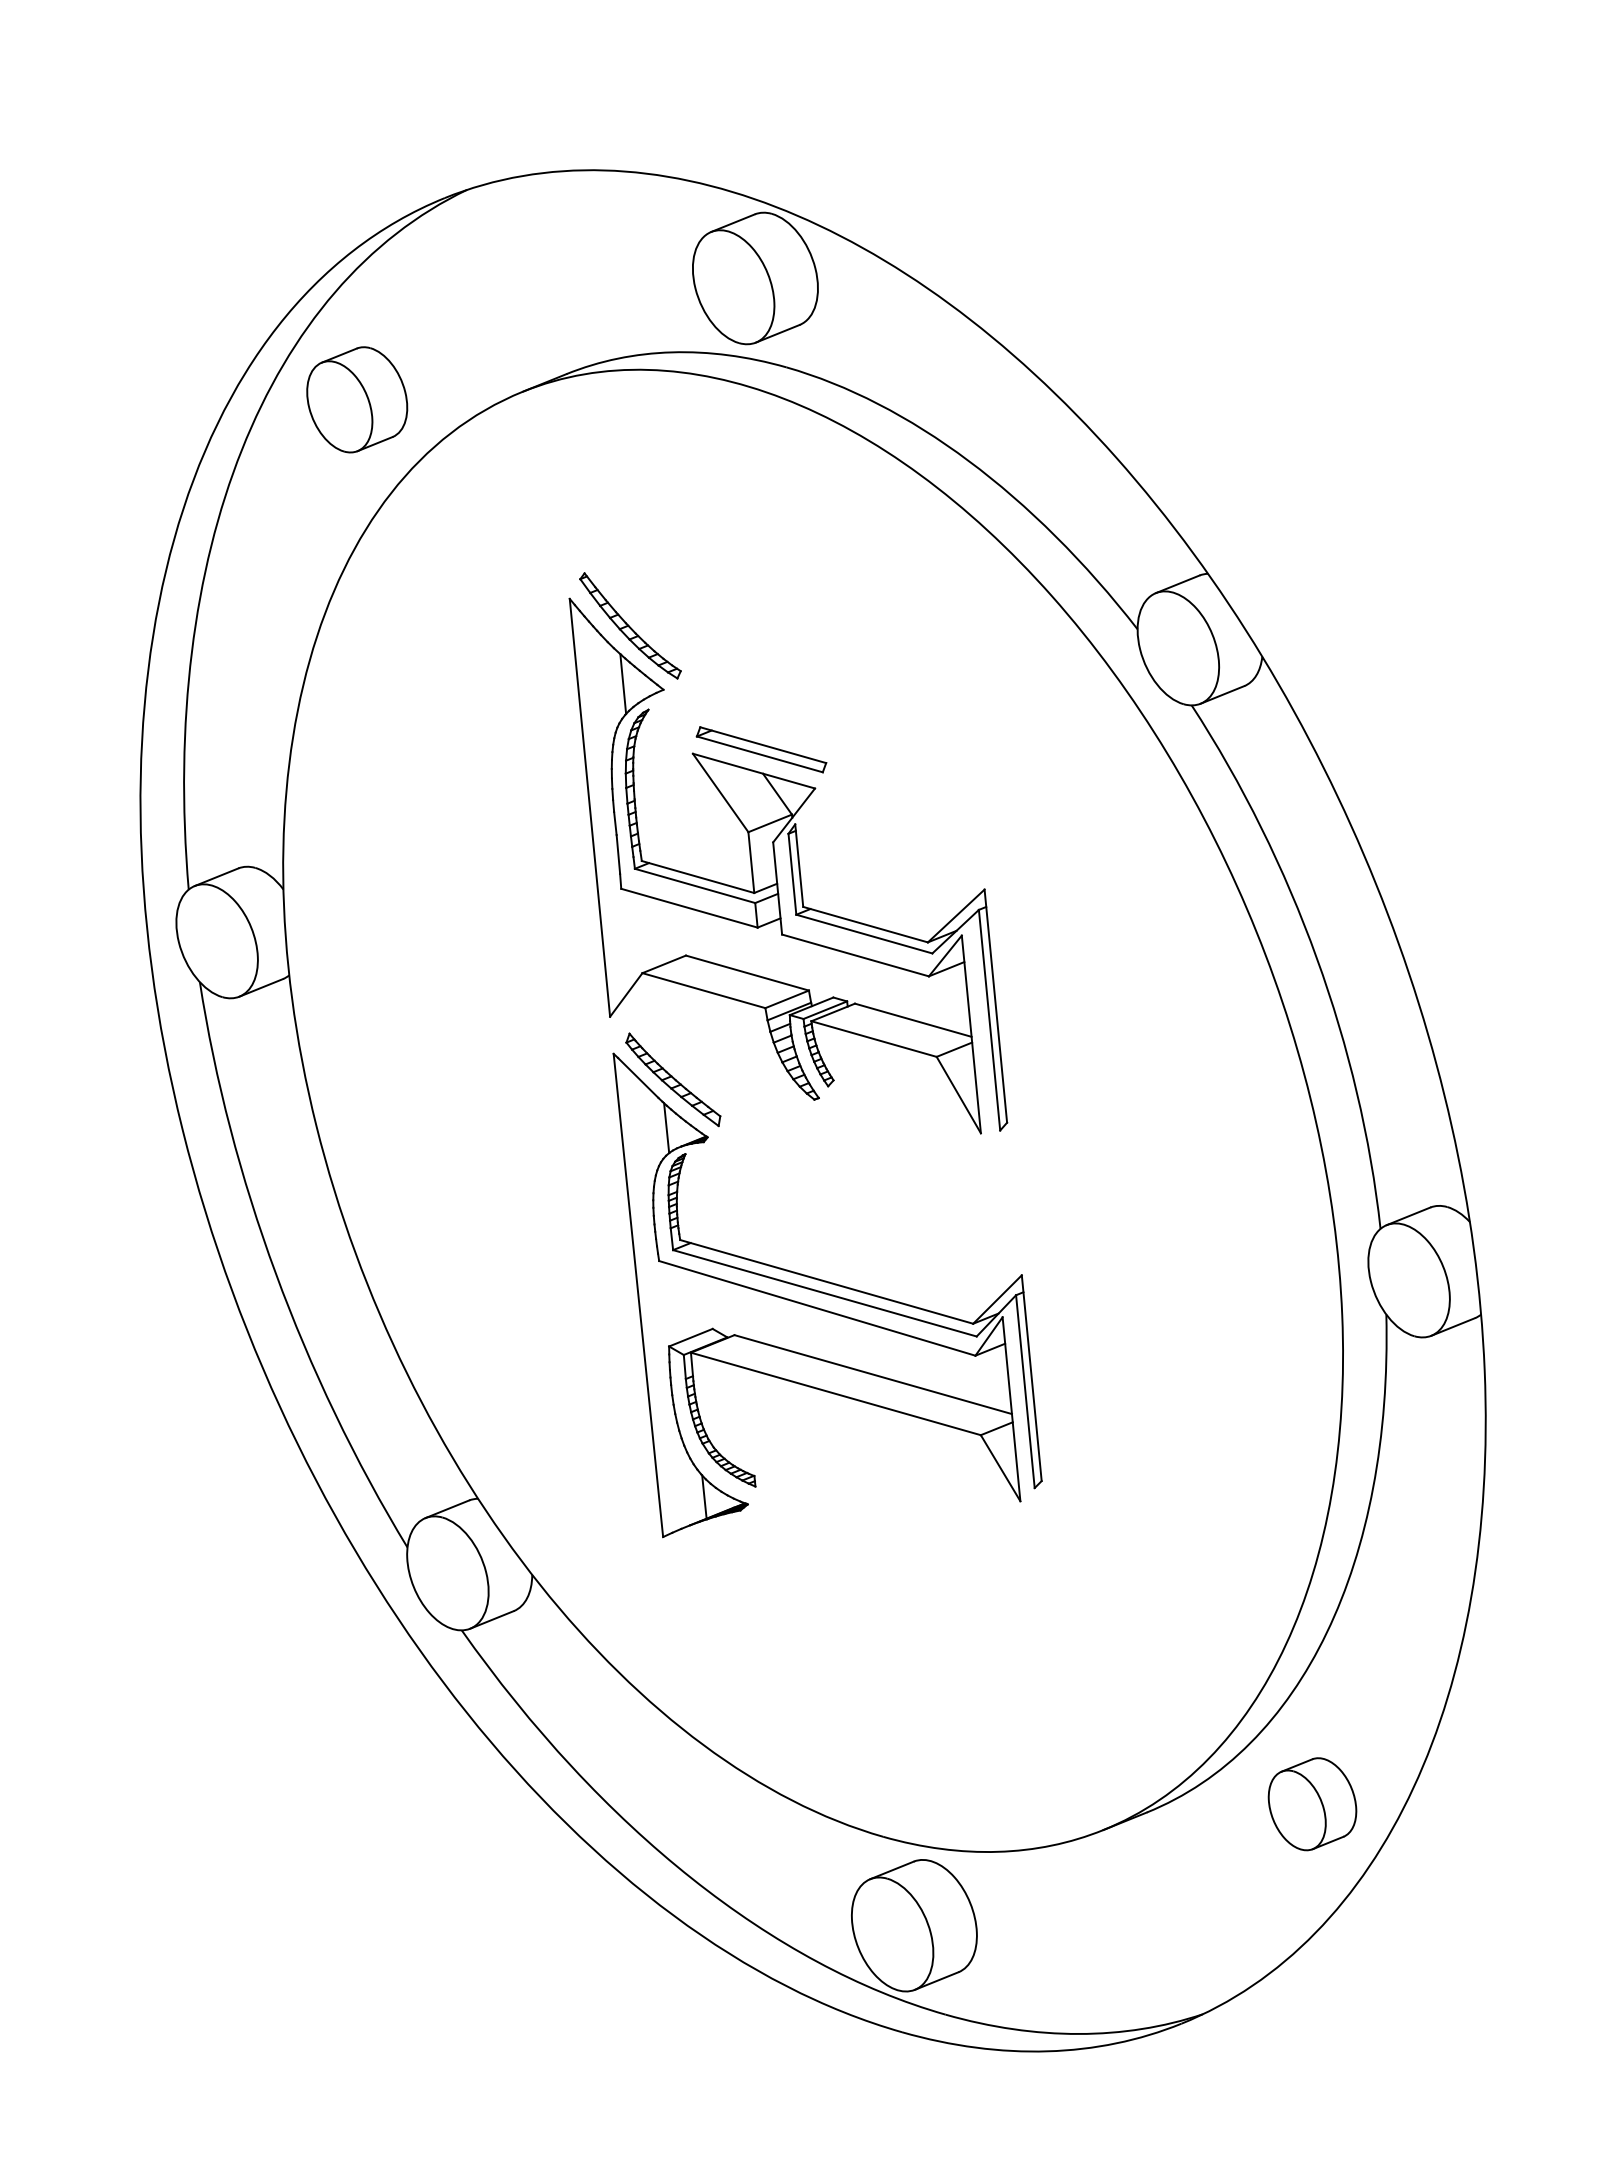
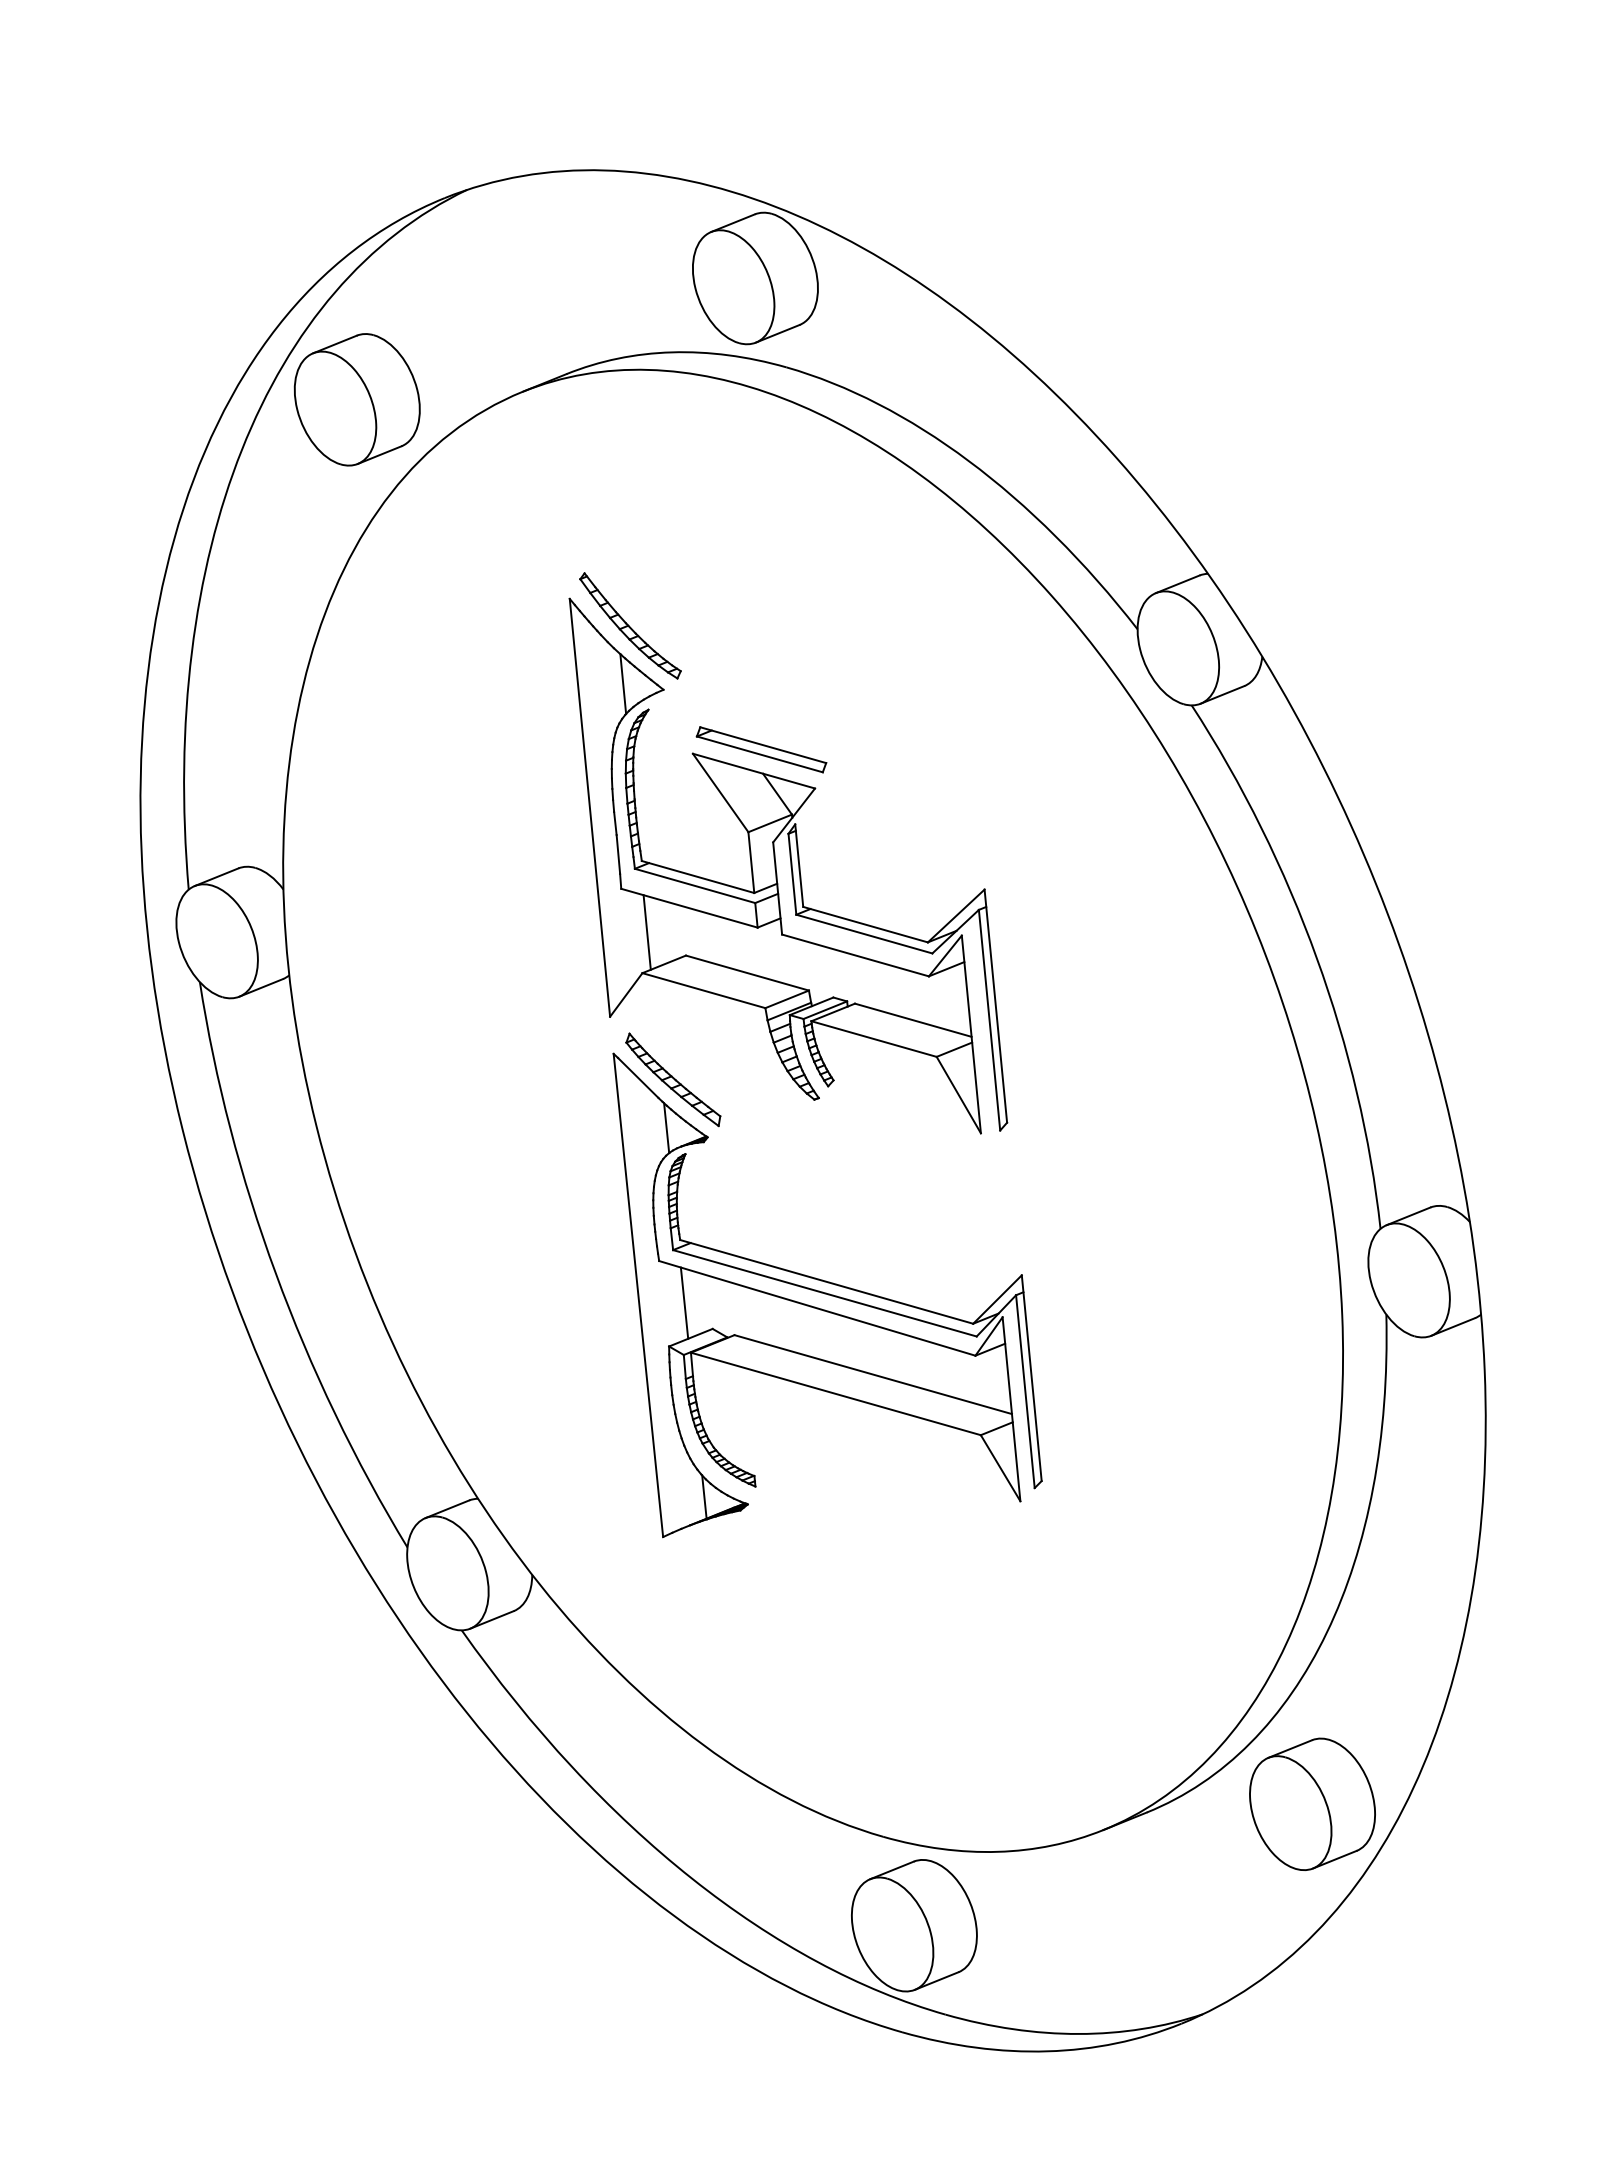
part size: 103x108 px -> 128x134 px (356, 399)
line: none -> present (646, 932)
line: none -> present (684, 1302)
part size: 91x95 px -> 127x134 px (1312, 1803)
